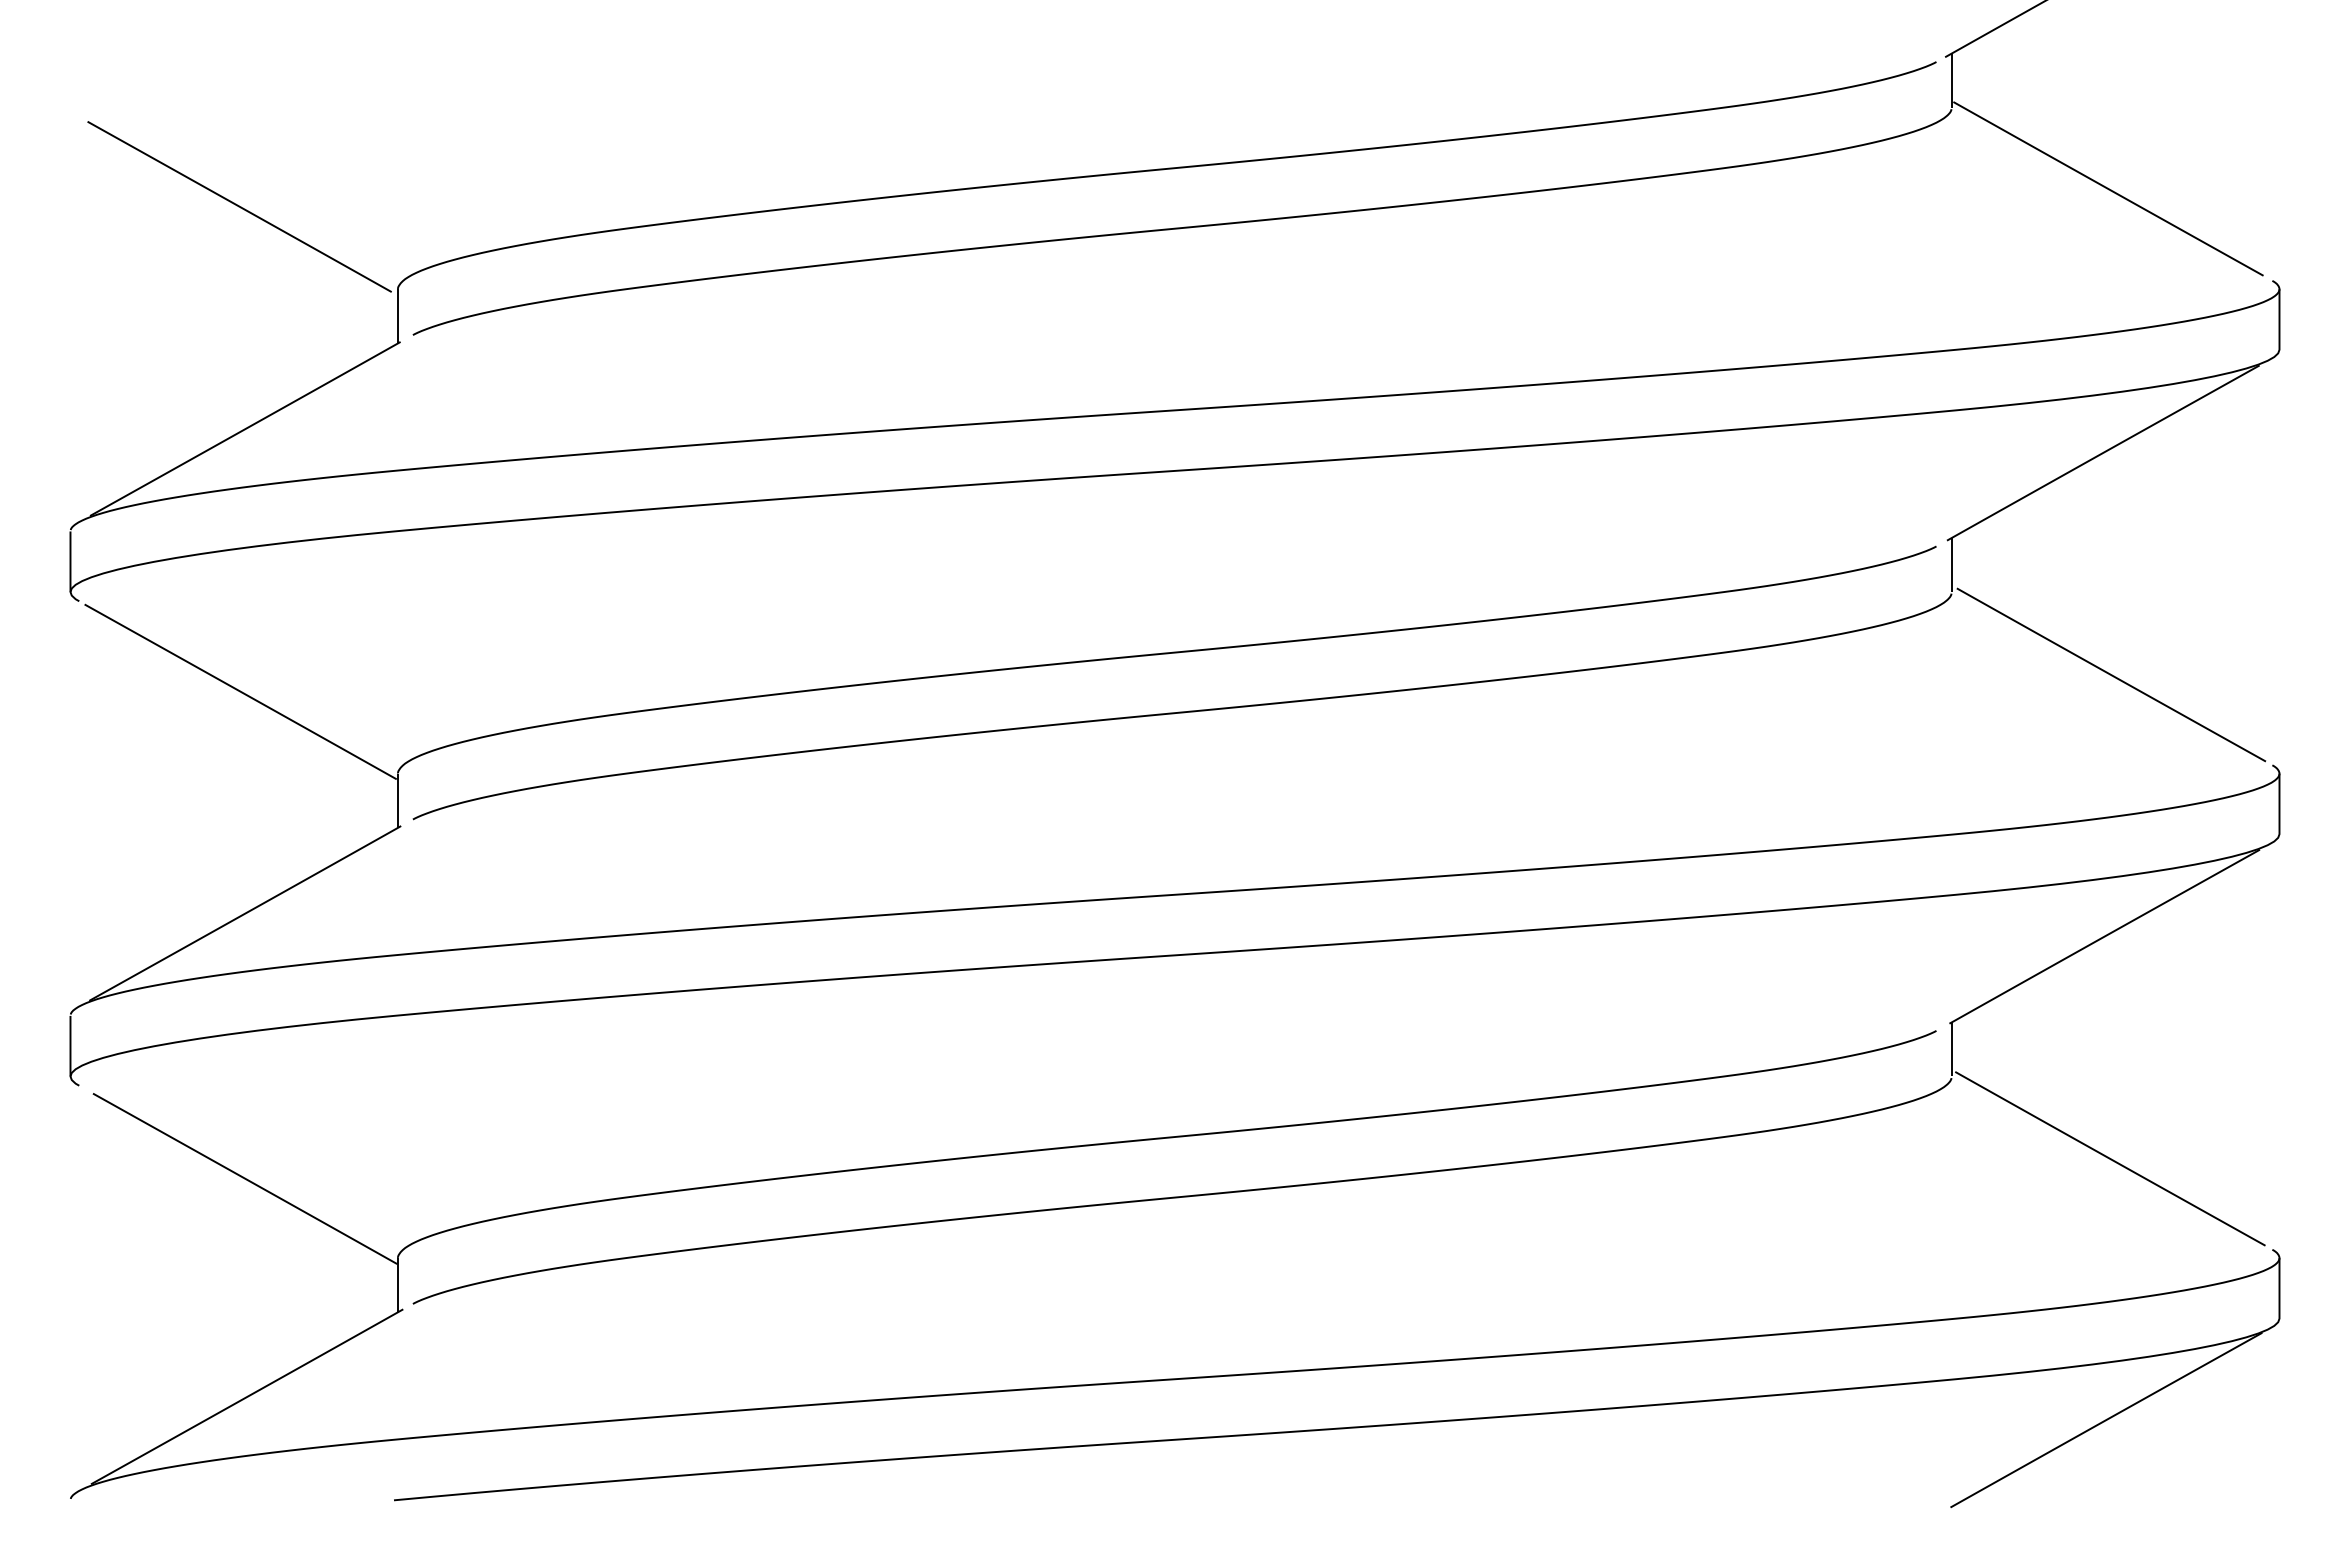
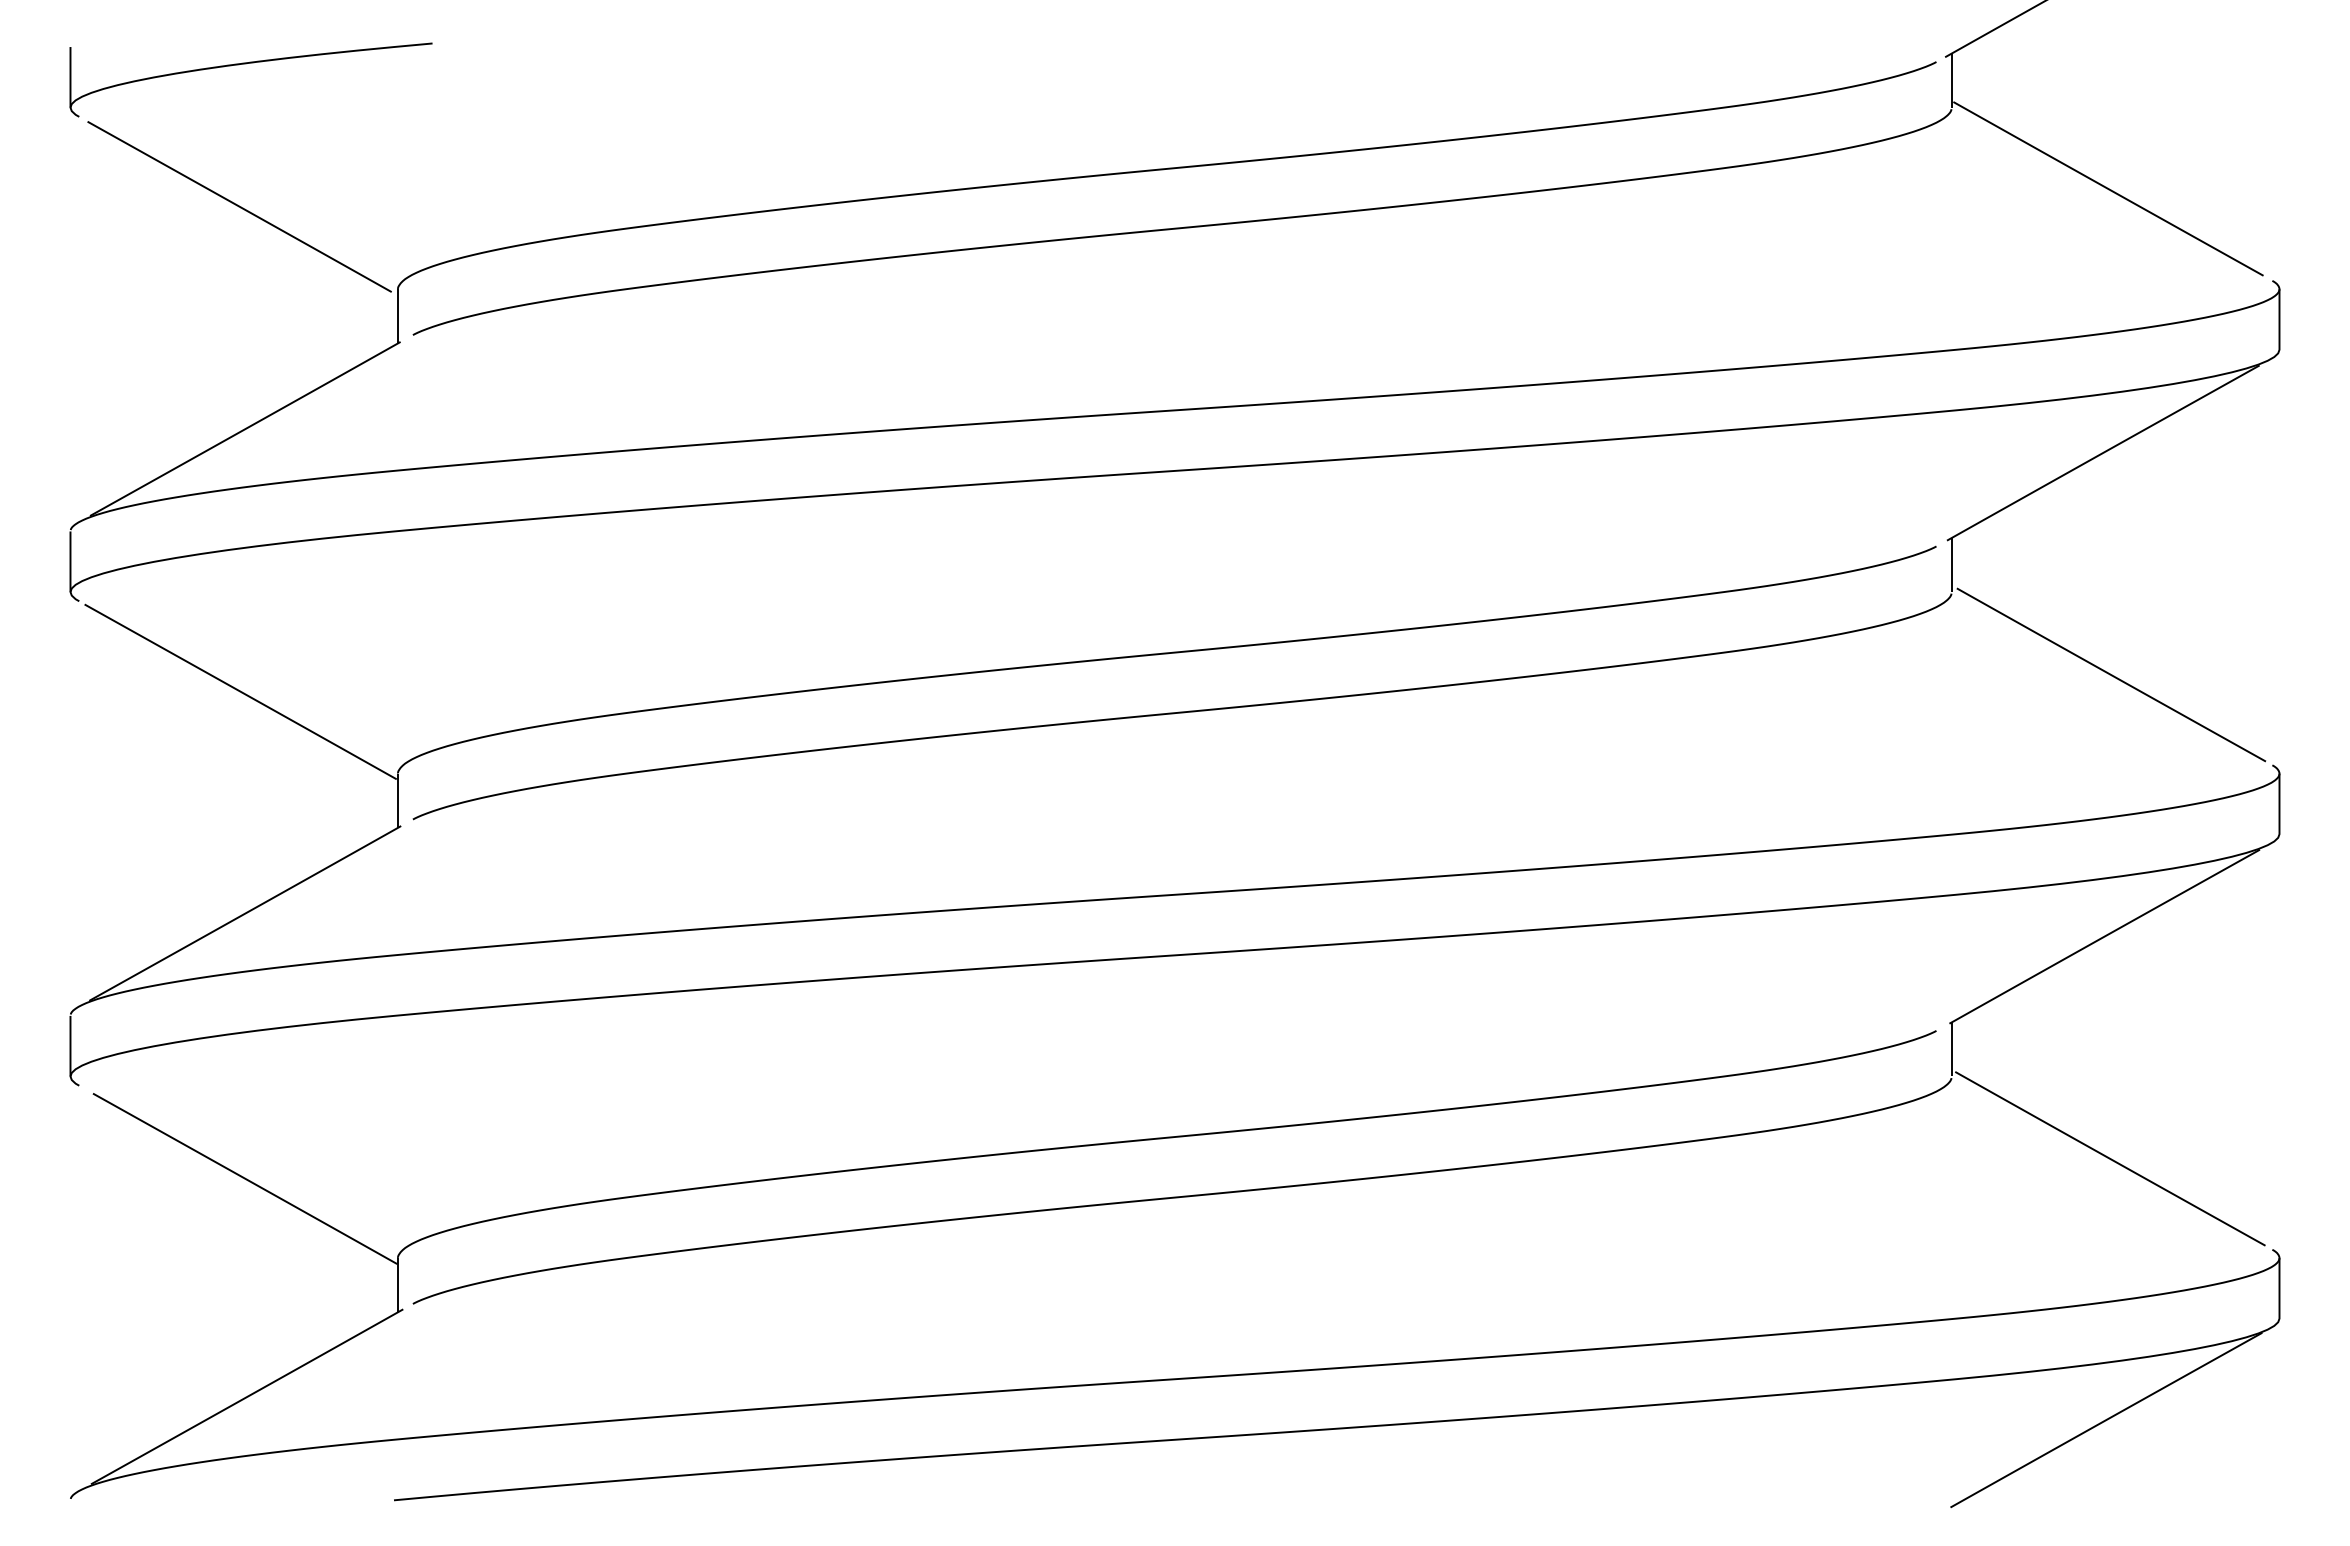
part: none -> present (246, 64)
